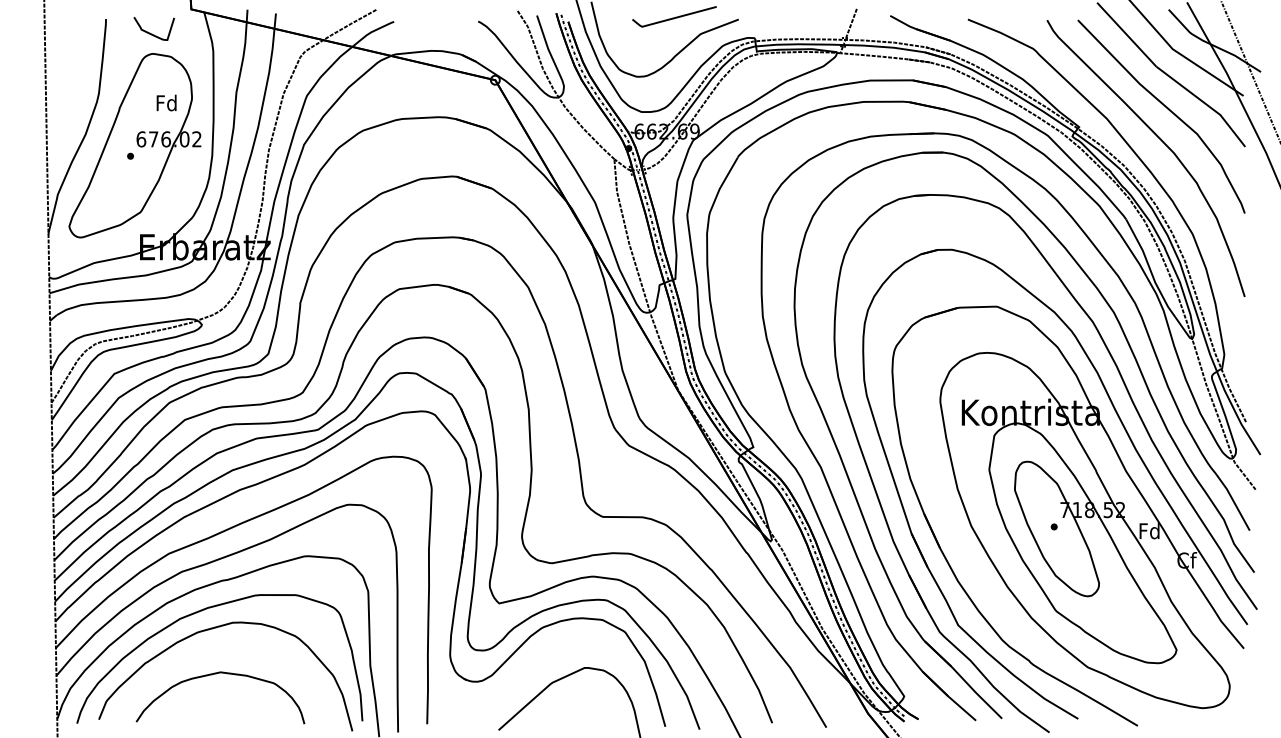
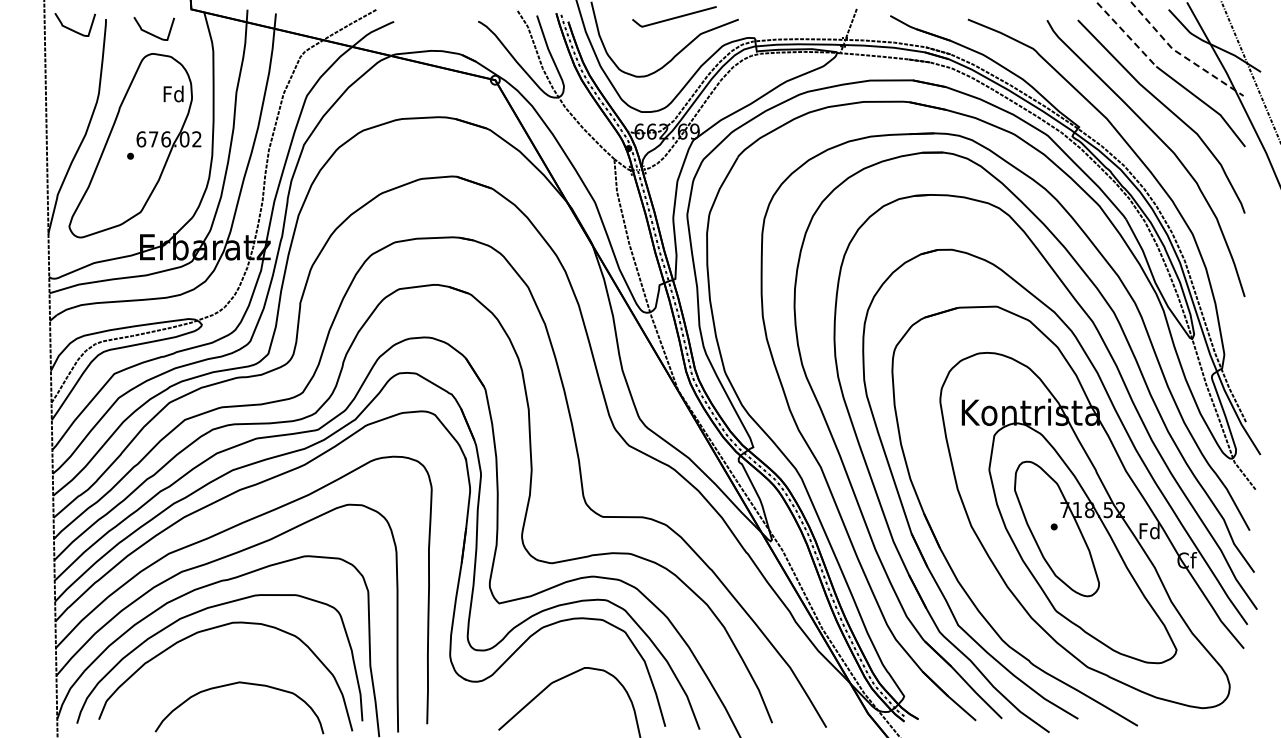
curve: none -> present (71, 28)
line: solid -> dashed (1127, 35)
line: solid -> dashed (1180, 54)
text position: (166, 102) -> (173, 93) (173, 93)
curve position: (216, 674) -> (235, 684) (235, 684)
